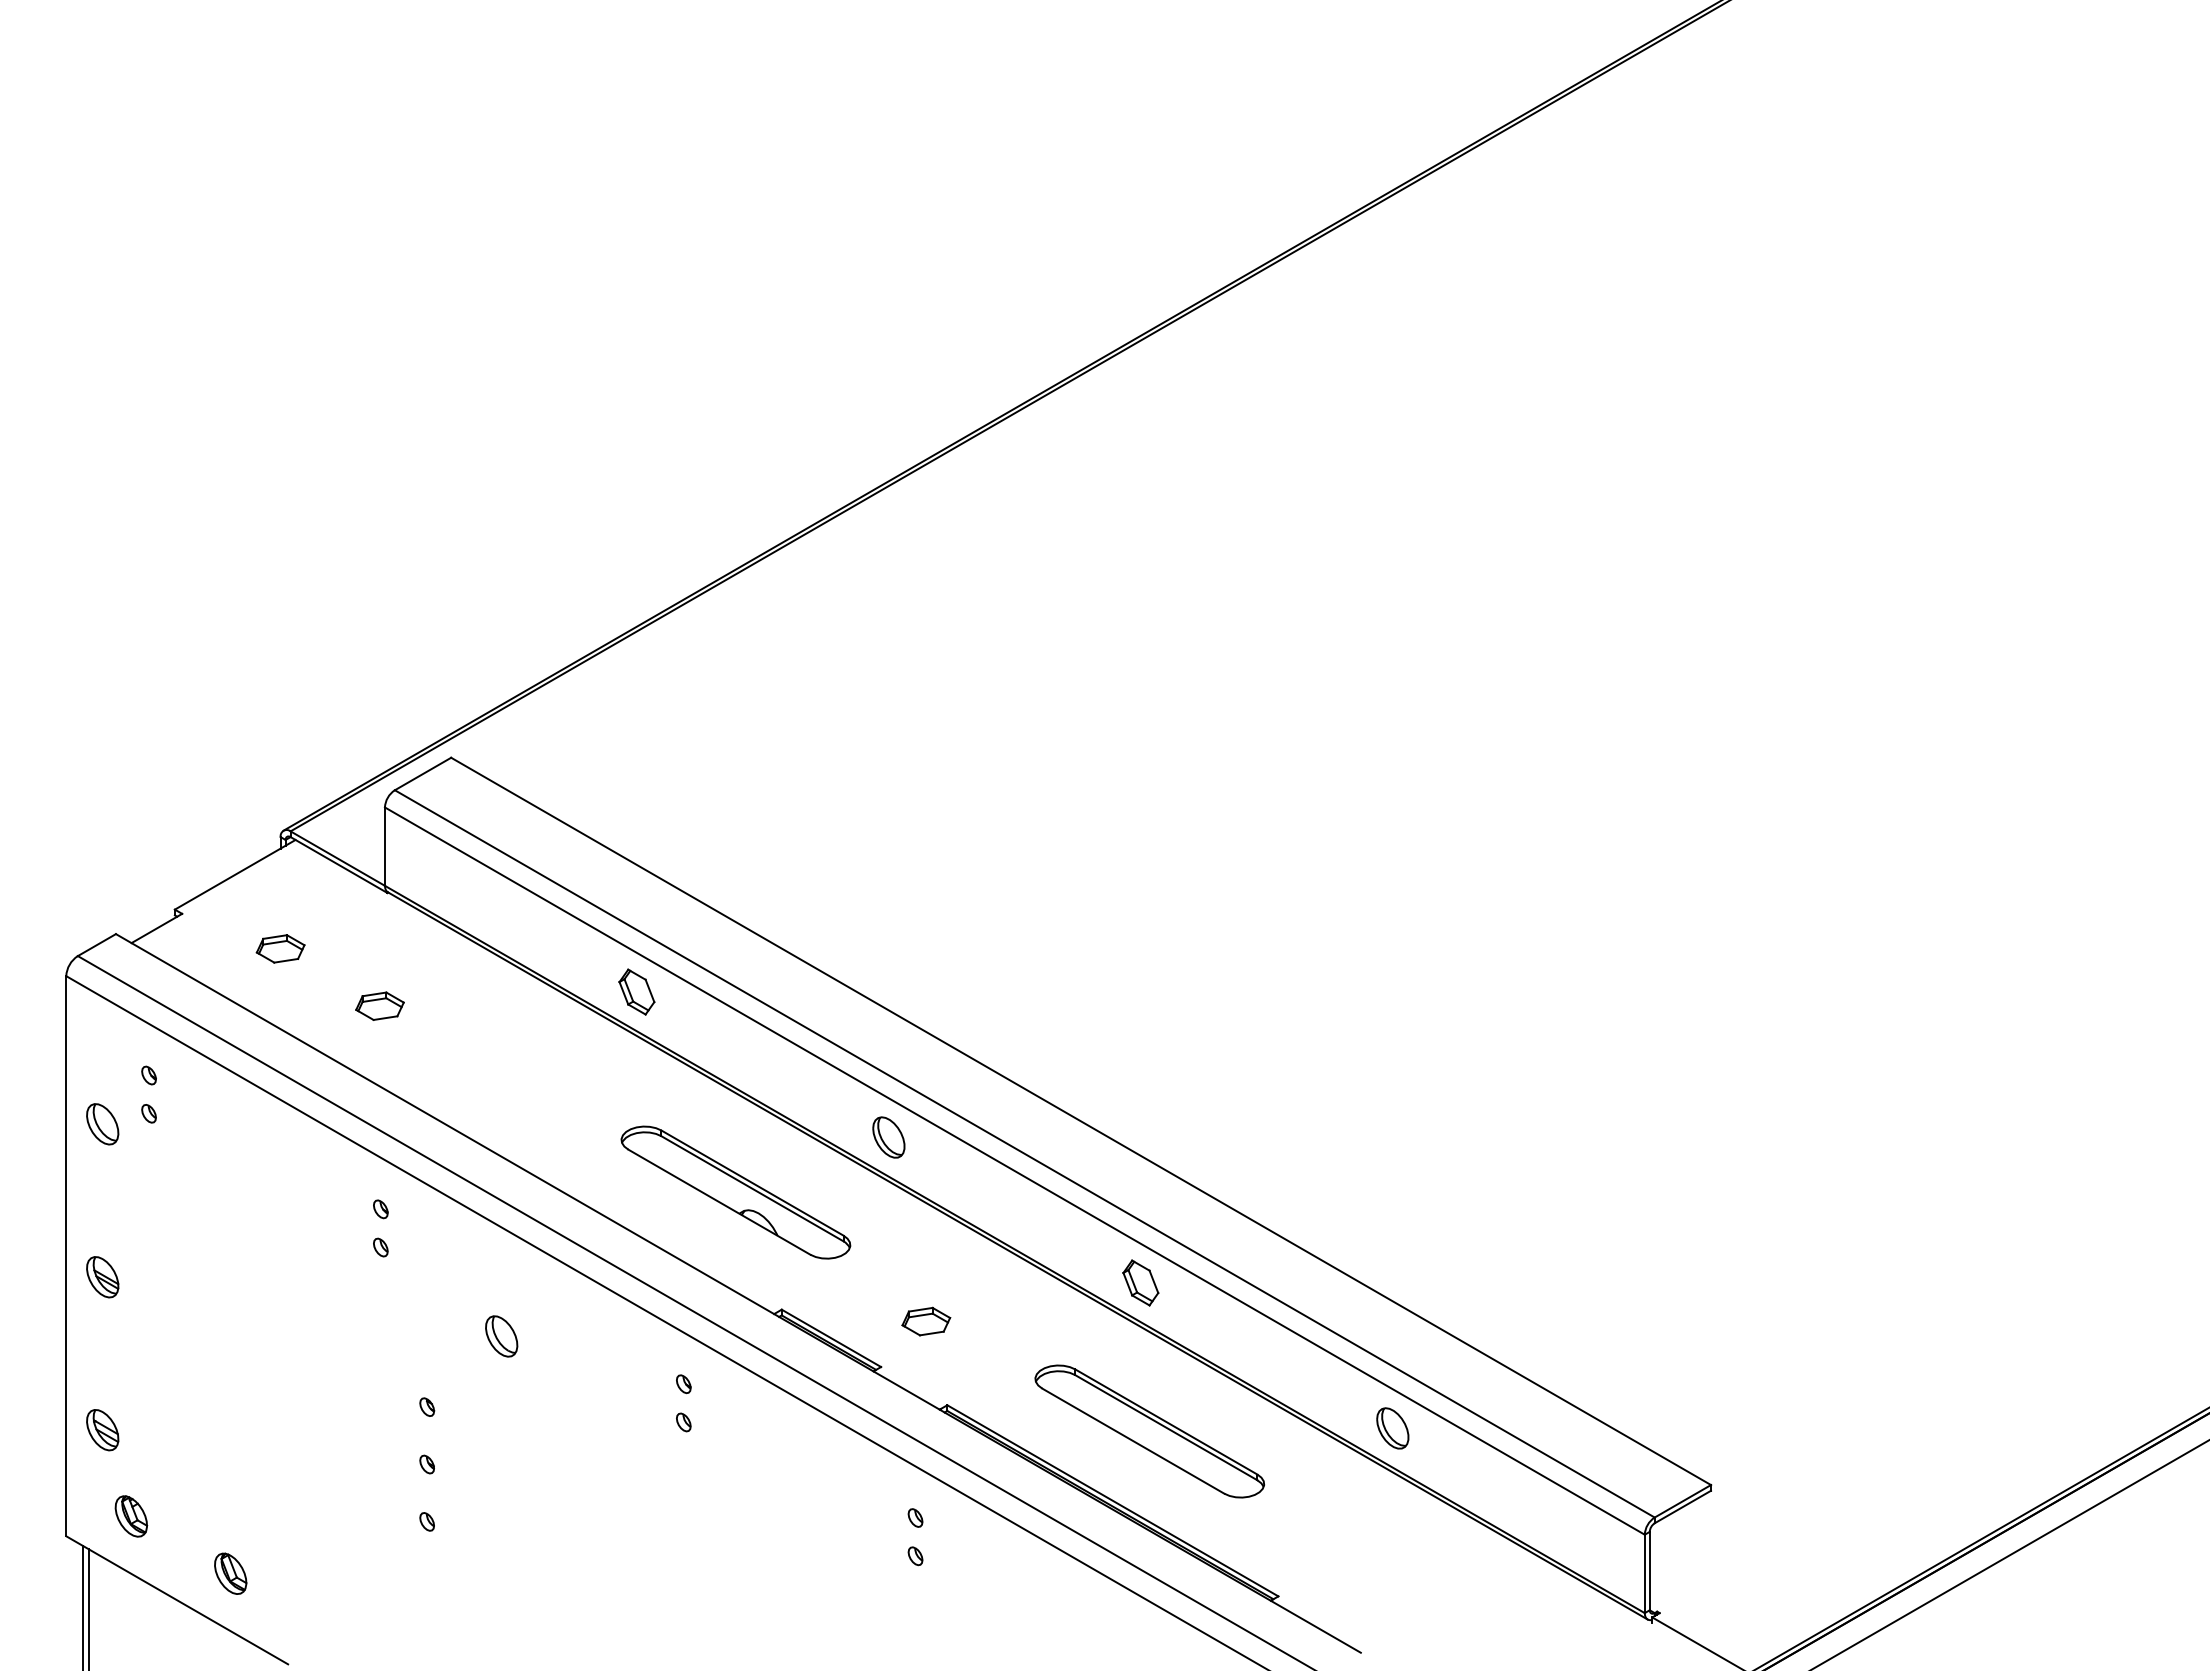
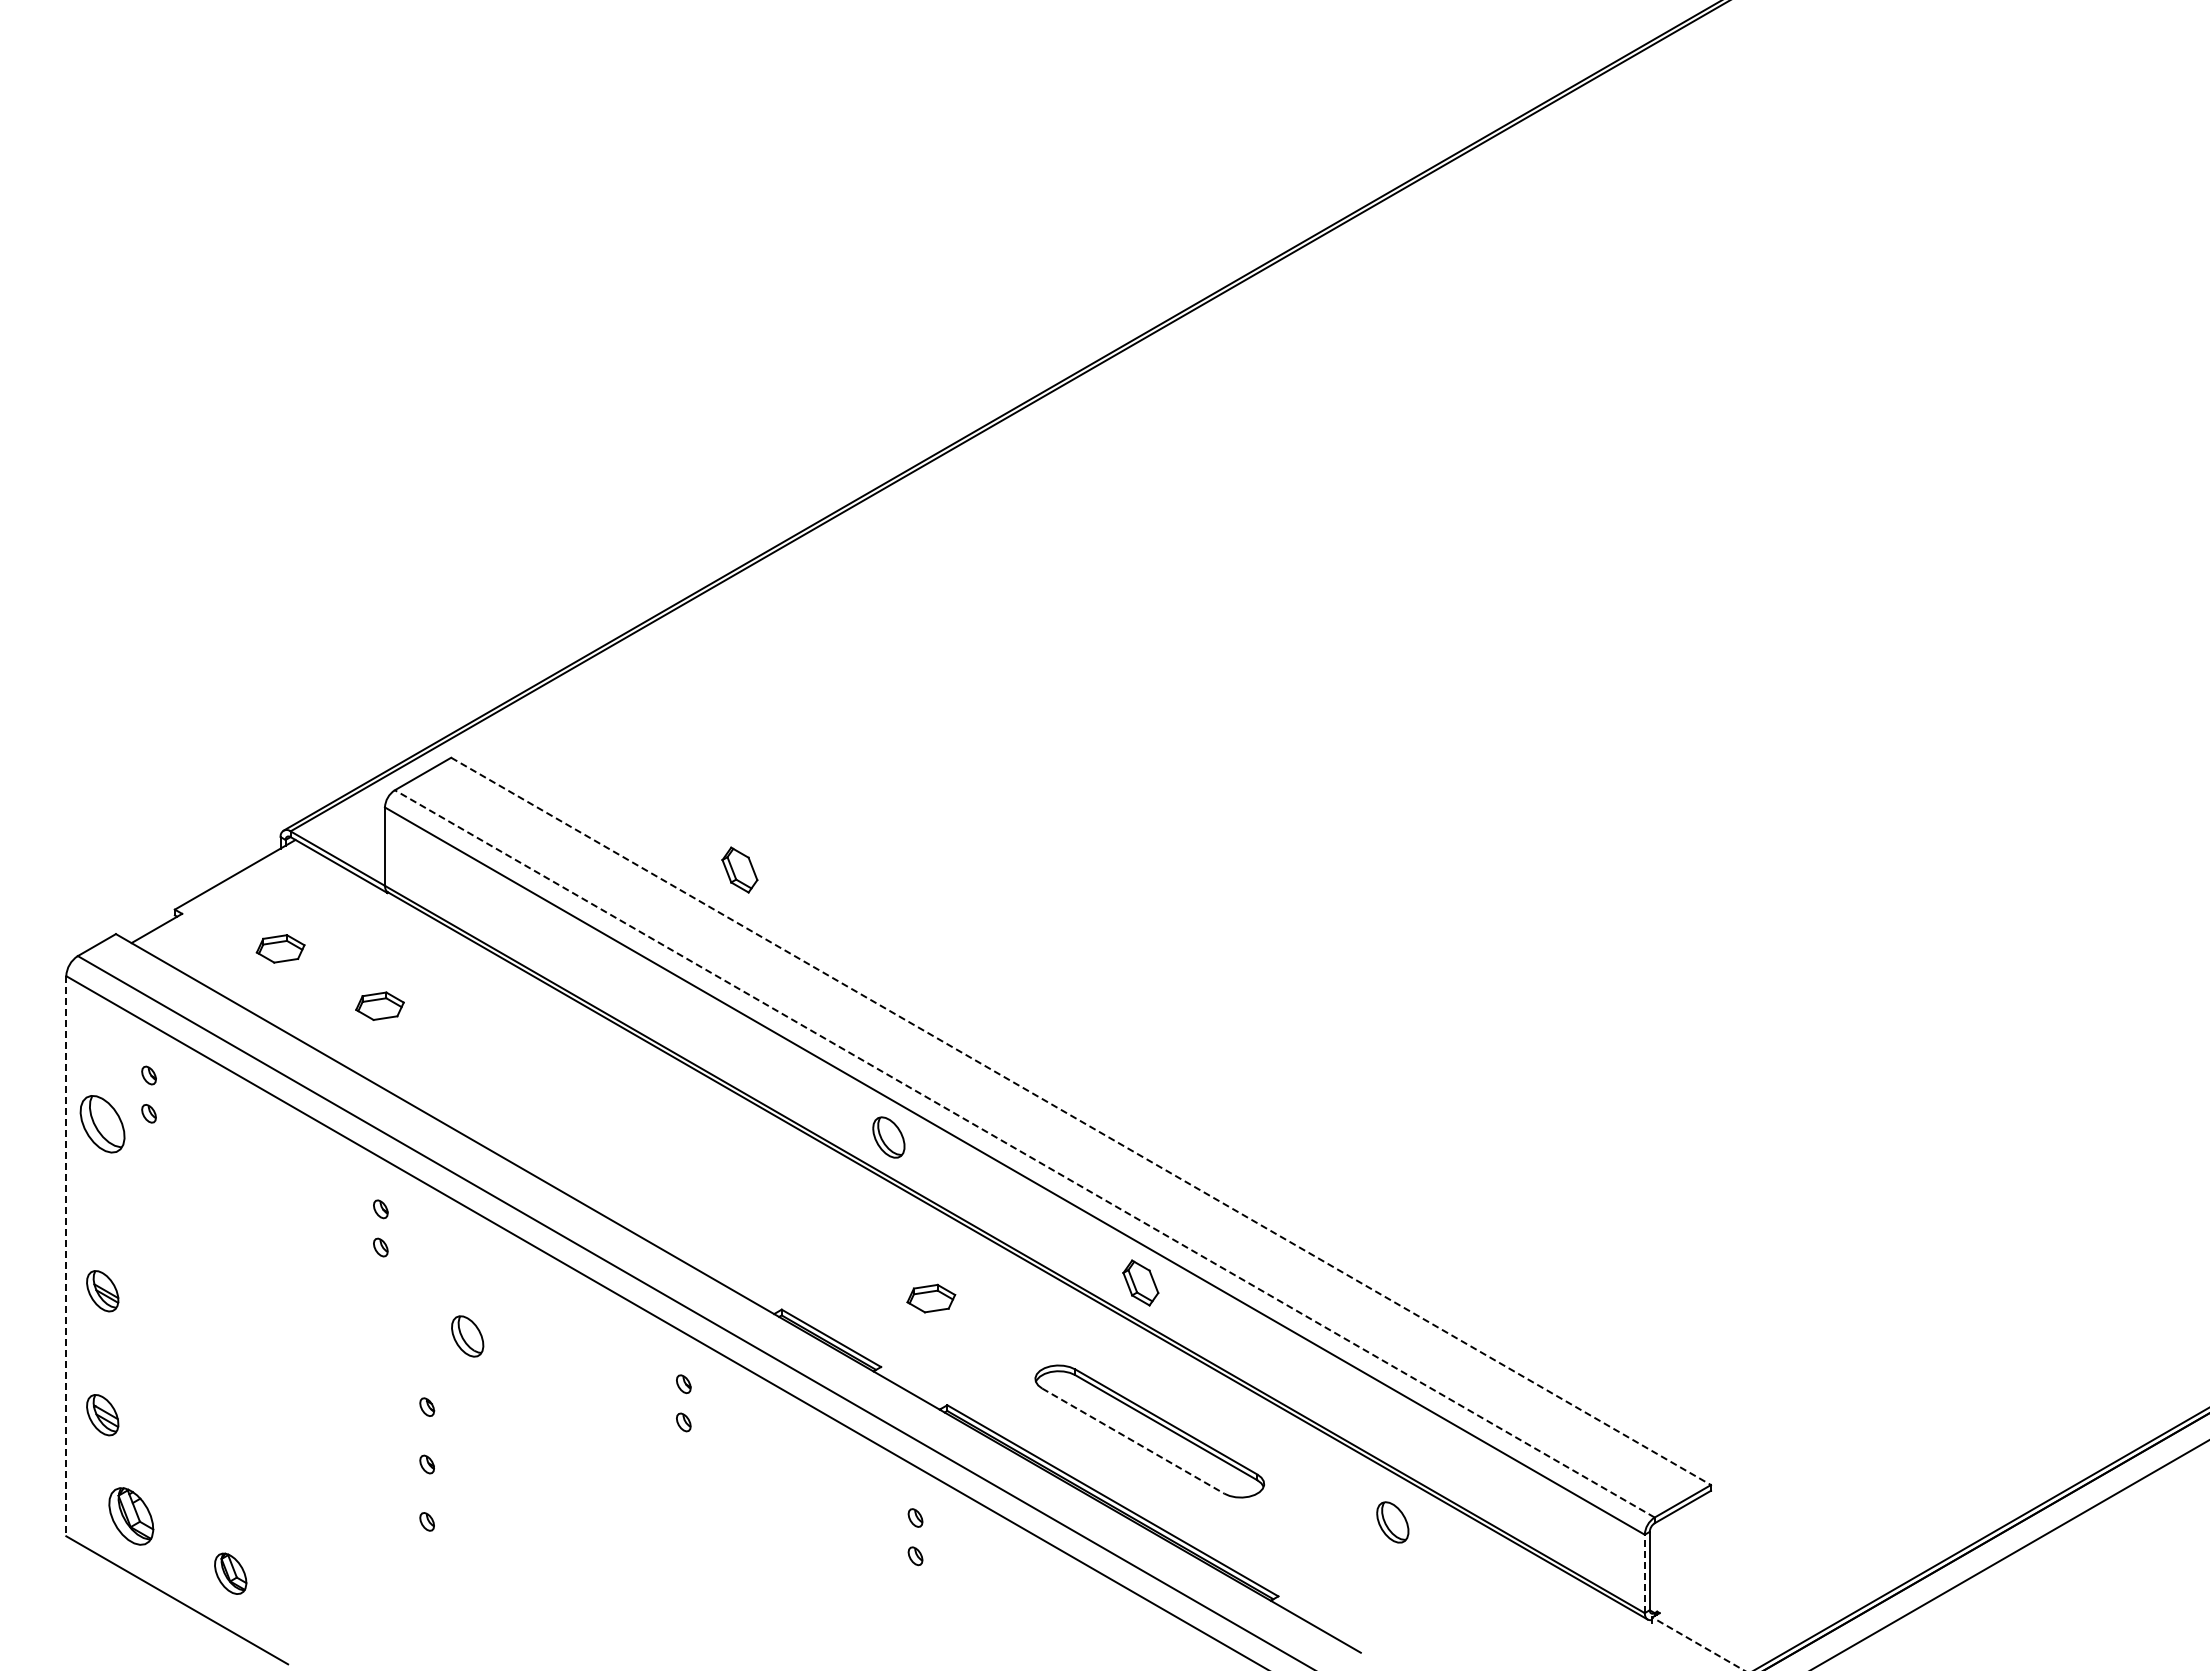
part position: (636, 991) -> (739, 869) (739, 869)
line: solid -> dashed (1081, 1121)
part size: 34x43 px -> 47x59 px (102, 1124)
line: solid -> dashed (1024, 1153)
part: present -> none (735, 1192)
line: solid -> dashed (66, 1256)
part position: (102, 1277) -> (102, 1291) (102, 1291)
part position: (926, 1321) -> (931, 1298) (931, 1298)
part position: (501, 1336) -> (467, 1336) (467, 1336)
part position: (1392, 1428) -> (1392, 1522) (1392, 1522)
part position: (102, 1430) -> (102, 1415) (102, 1415)
line: solid -> dashed (1133, 1441)
part size: 35x43 px -> 47x59 px (131, 1516)
line: solid -> dashed (1644, 1573)
line: present -> none (83, 1606)
line: present -> none (88, 1608)
line: solid -> dashed (1698, 1643)
